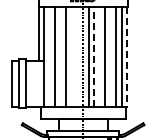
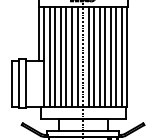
line: none -> present (49, 56)
line: none -> present (60, 56)
line: none -> present (72, 56)
line: none -> present (77, 56)
line: dashed -> solid (94, 56)
line: none -> present (99, 56)
line: none -> present (110, 56)
line: dashed -> solid (127, 56)
